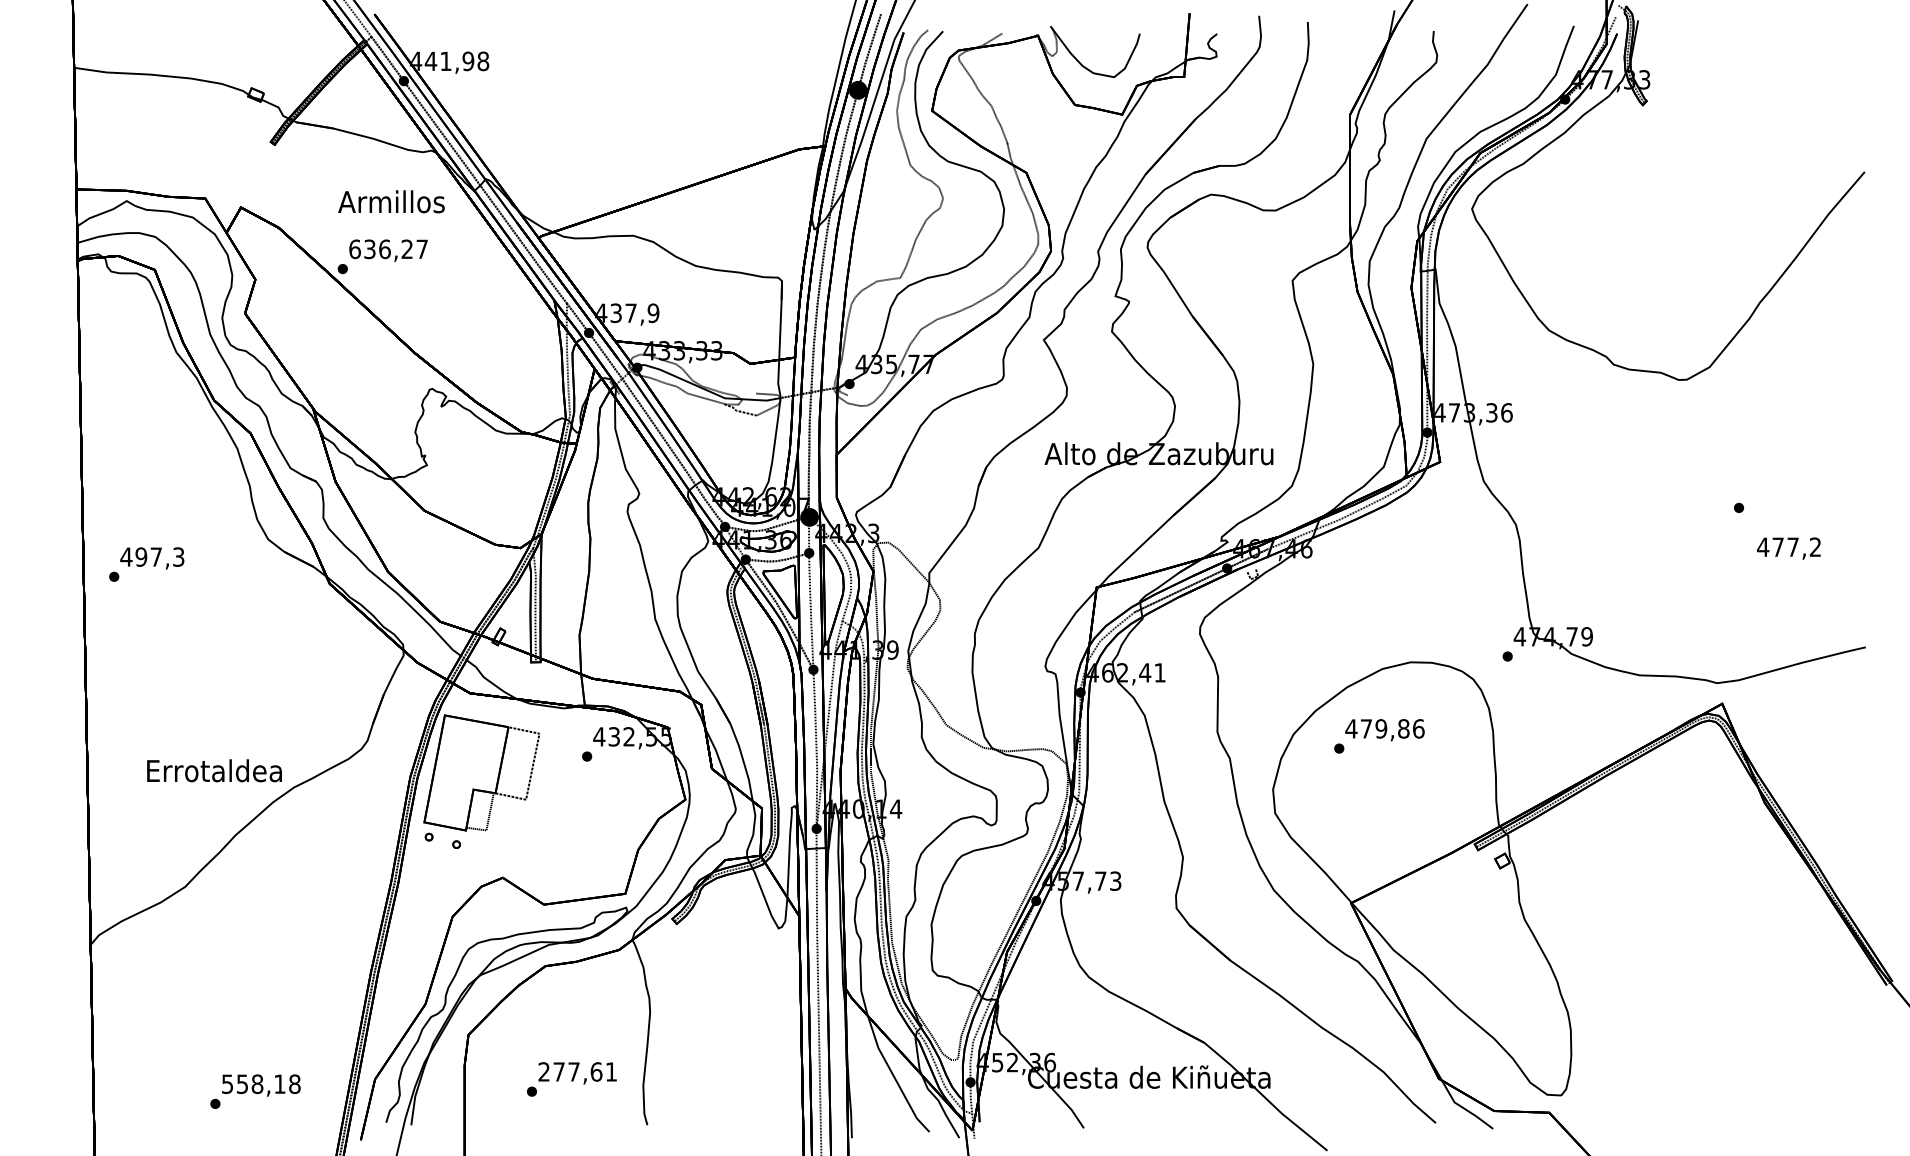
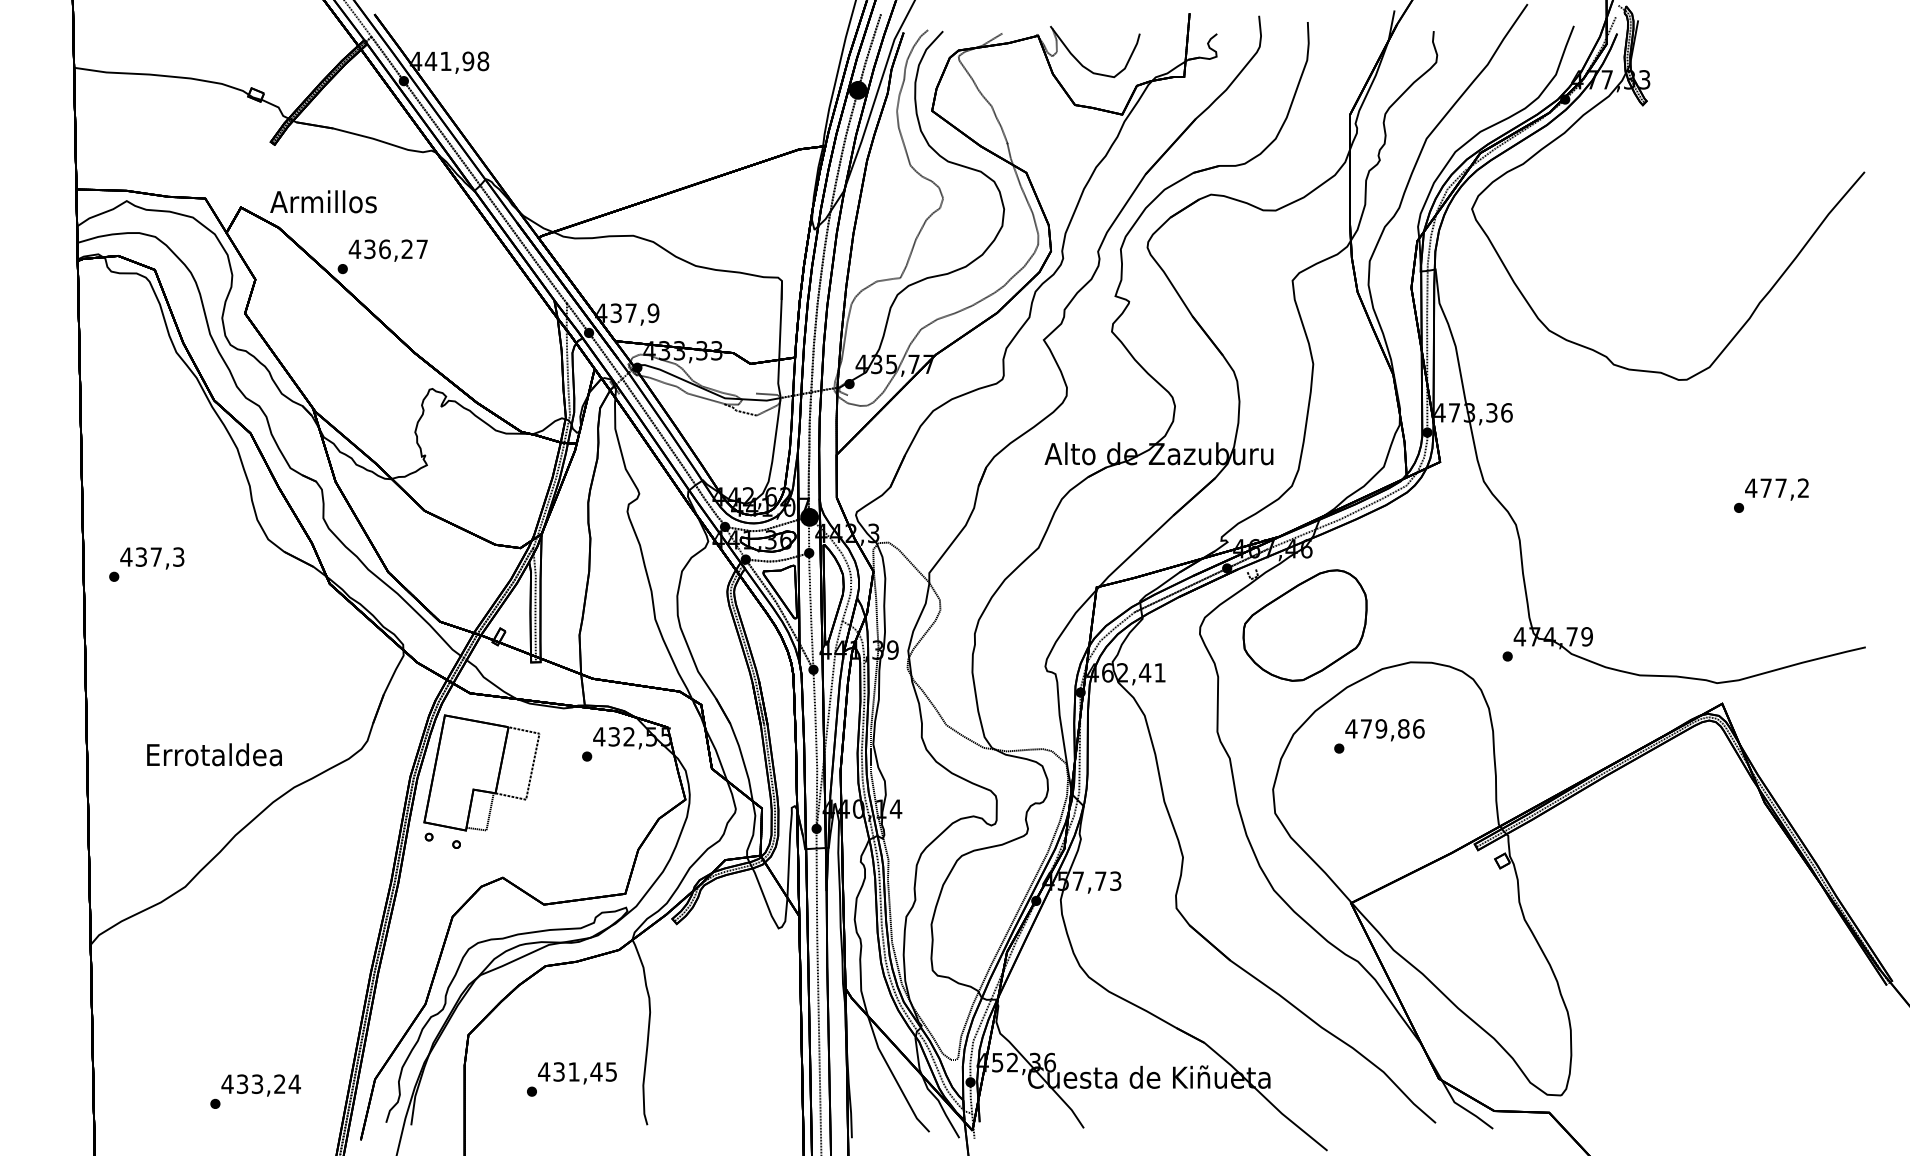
text position: (391, 201) -> (323, 201) (323, 201)
text: 636,27 -> 436,27 (354, 249)
text position: (1788, 548) -> (1776, 489) (1776, 489)
text: 497,3 -> 437,3 (141, 556)
part: none -> present (1304, 625)
text position: (214, 770) -> (214, 754) (214, 754)
text: 277,61 -> 431,45 (577, 1071)
text: 558,18 -> 433,24 (261, 1084)
